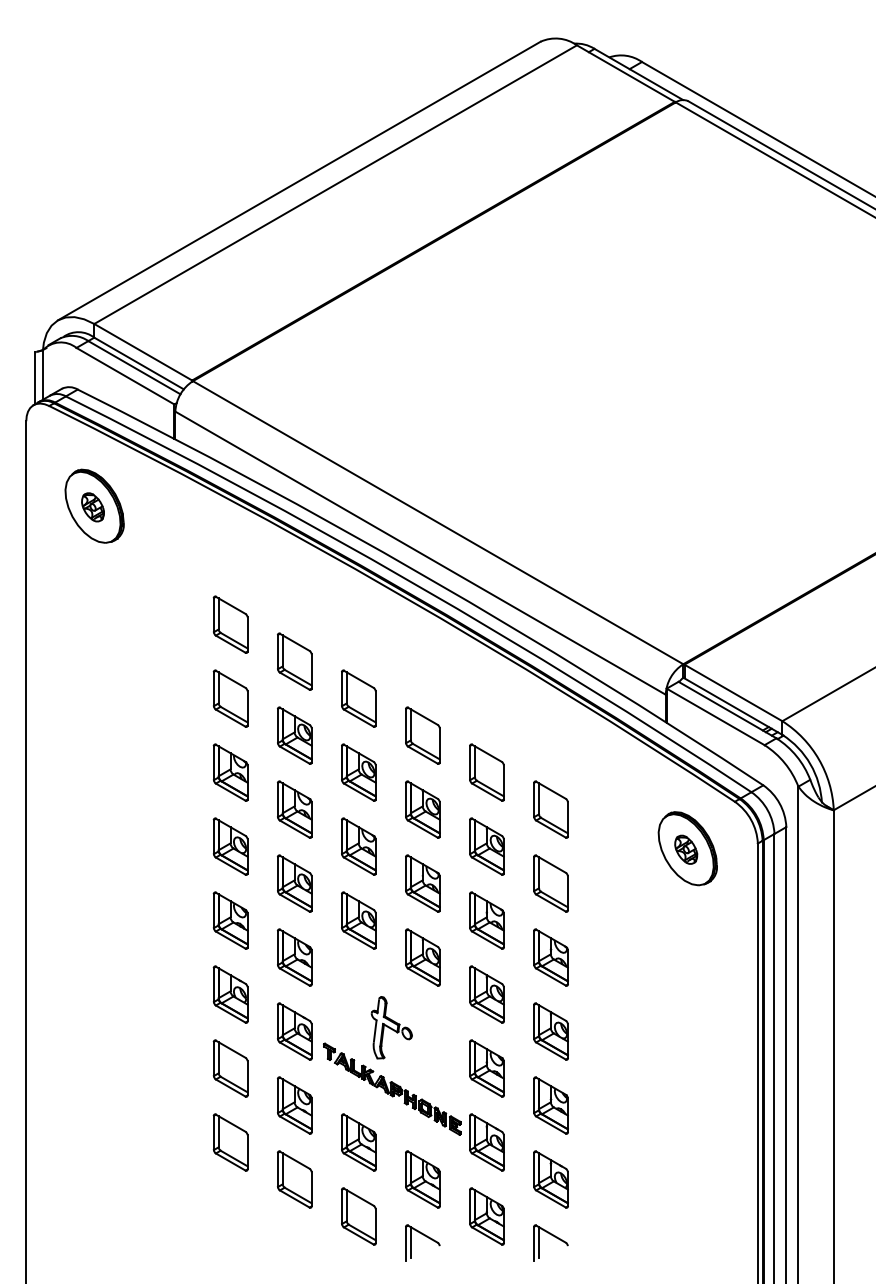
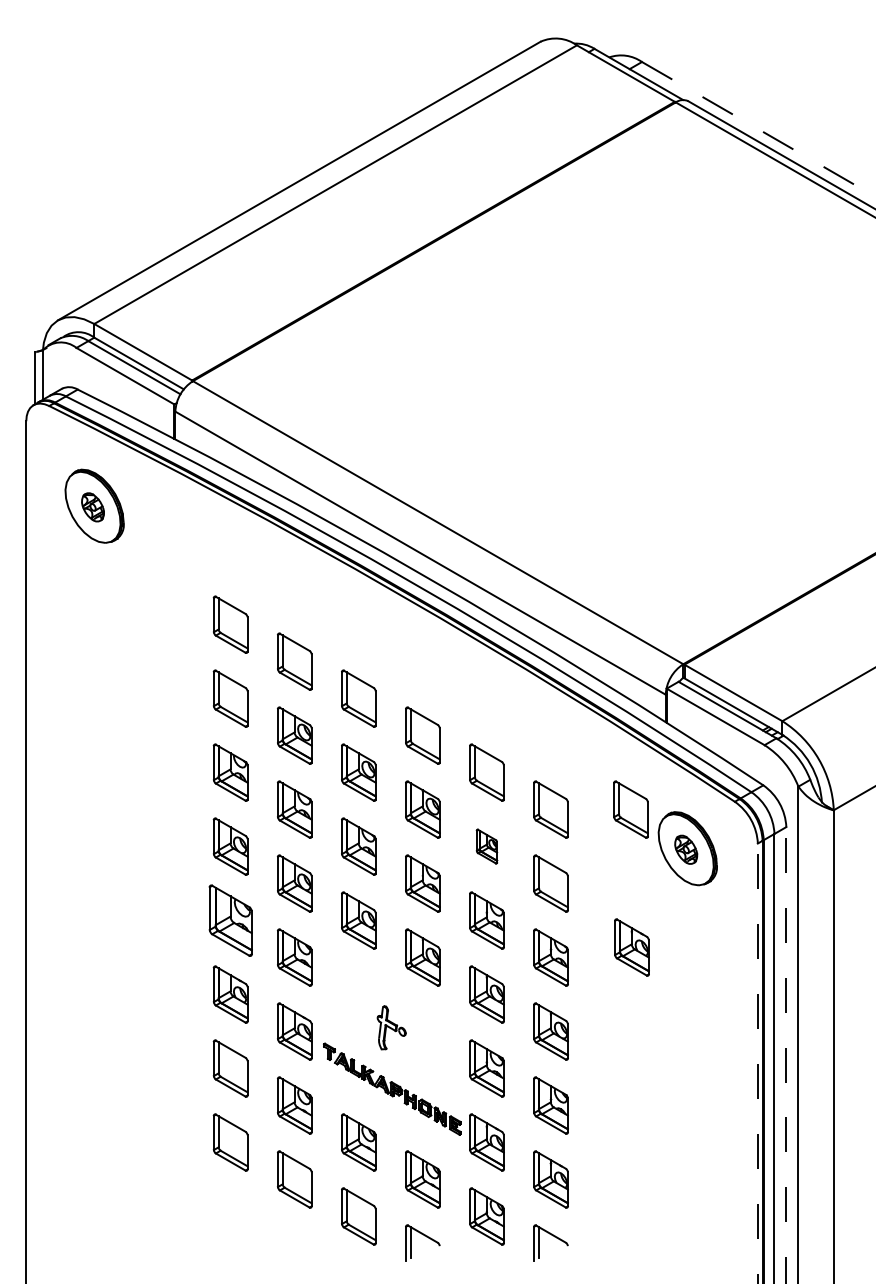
line: solid -> dashed (758, 129)
part: none -> present (630, 809)
part size: 36x59 px -> 24x37 px (486, 846)
part size: 37x59 px -> 45x73 px (230, 920)
part: none -> present (631, 947)
part size: 43x64 px -> 31x46 px (391, 1027)
line: solid -> dashed (786, 1055)
line: solid -> dashed (757, 1063)
